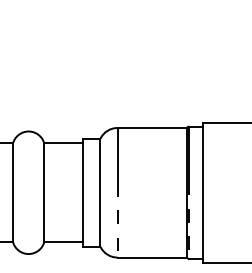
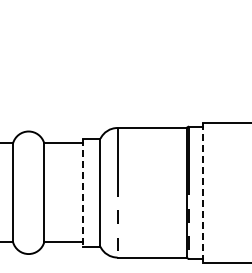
line: solid -> dashed (82, 192)
line: solid -> dashed (203, 193)
